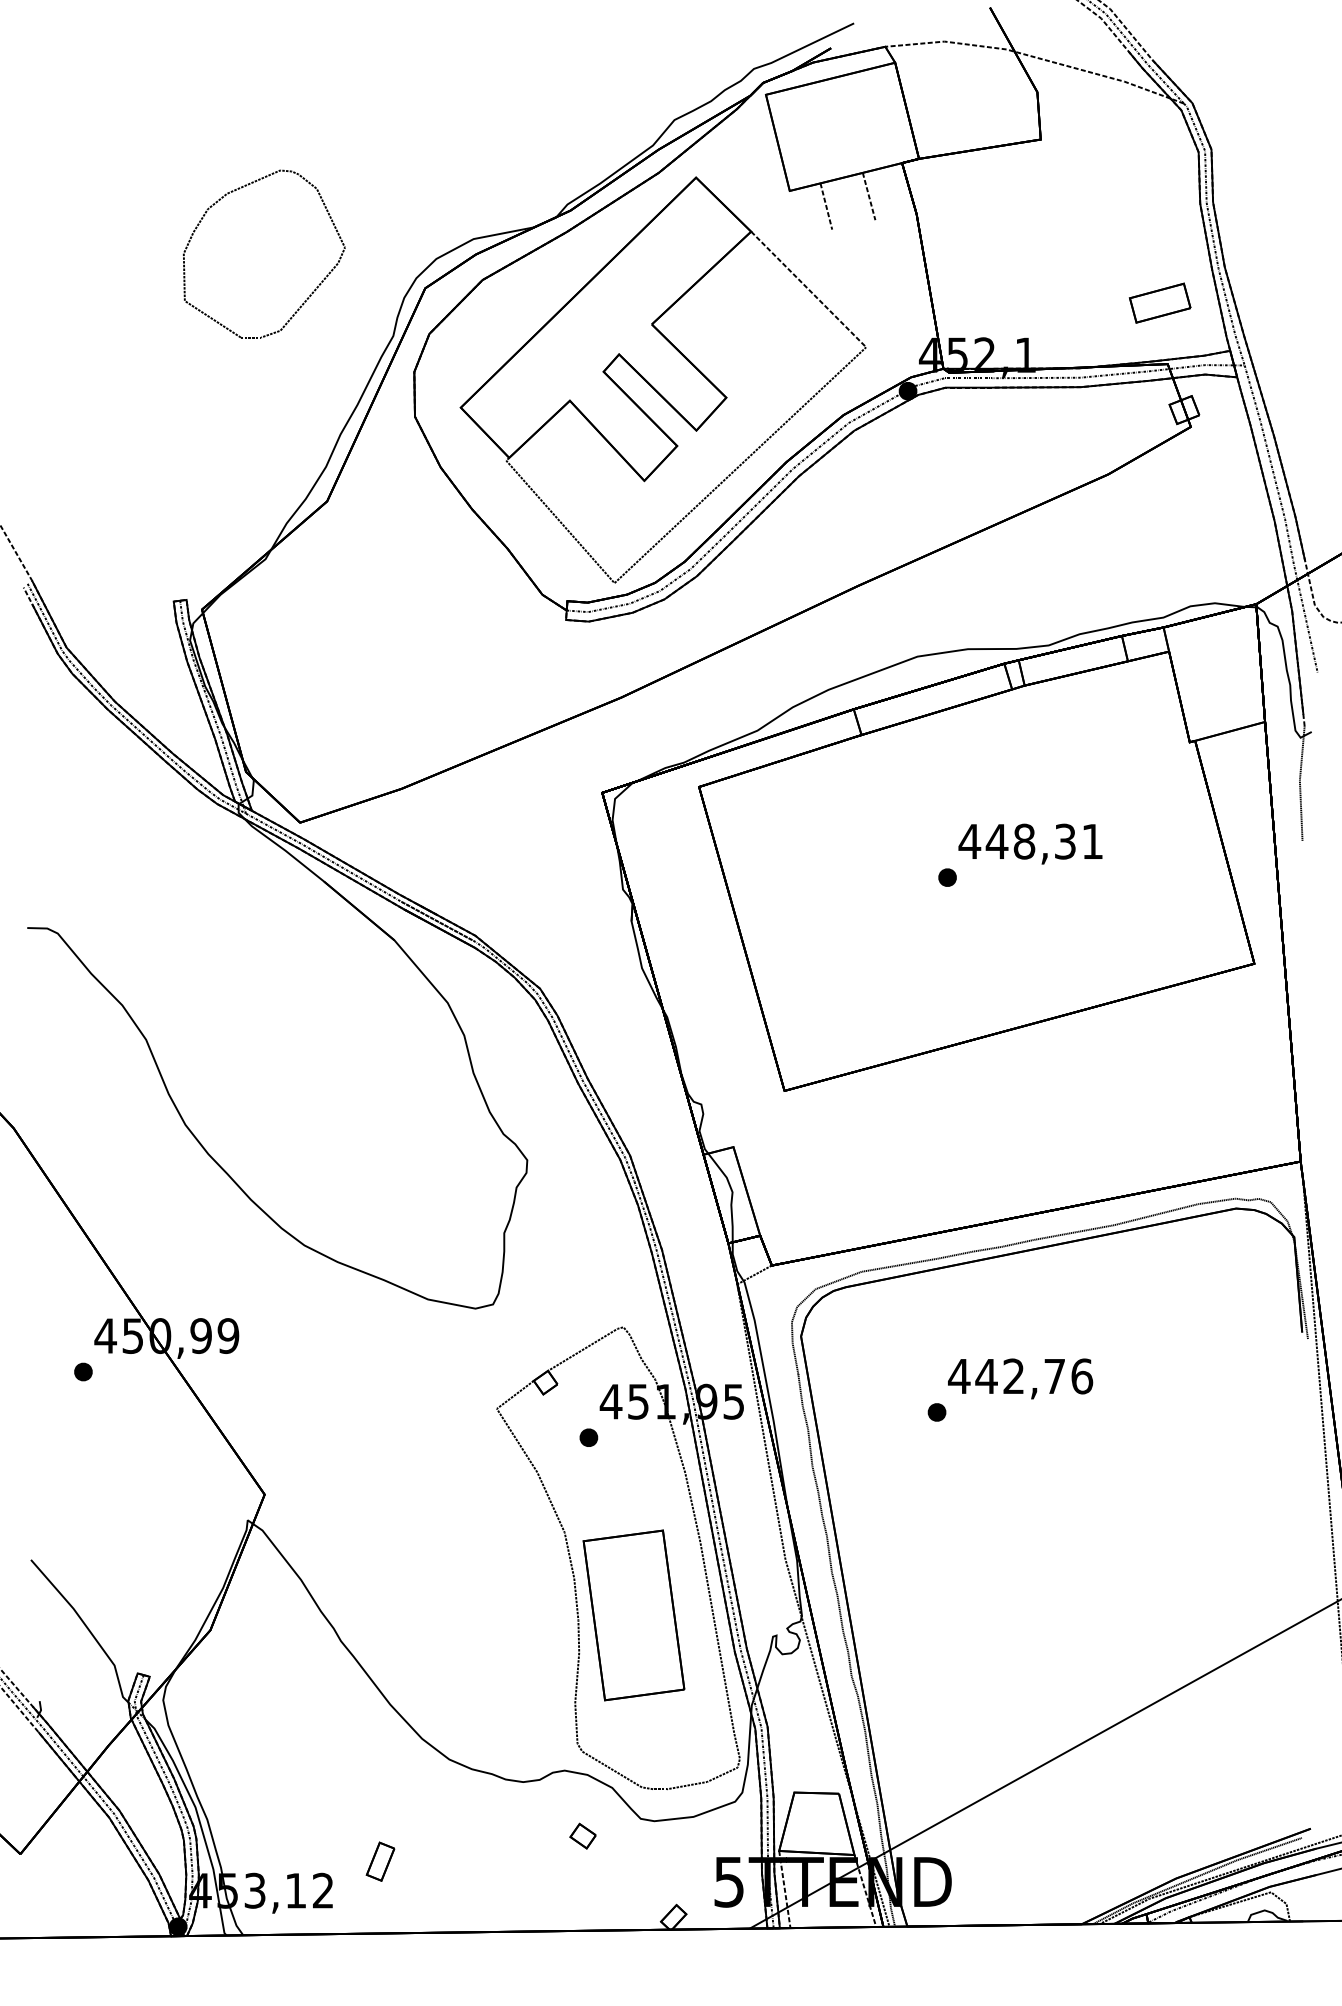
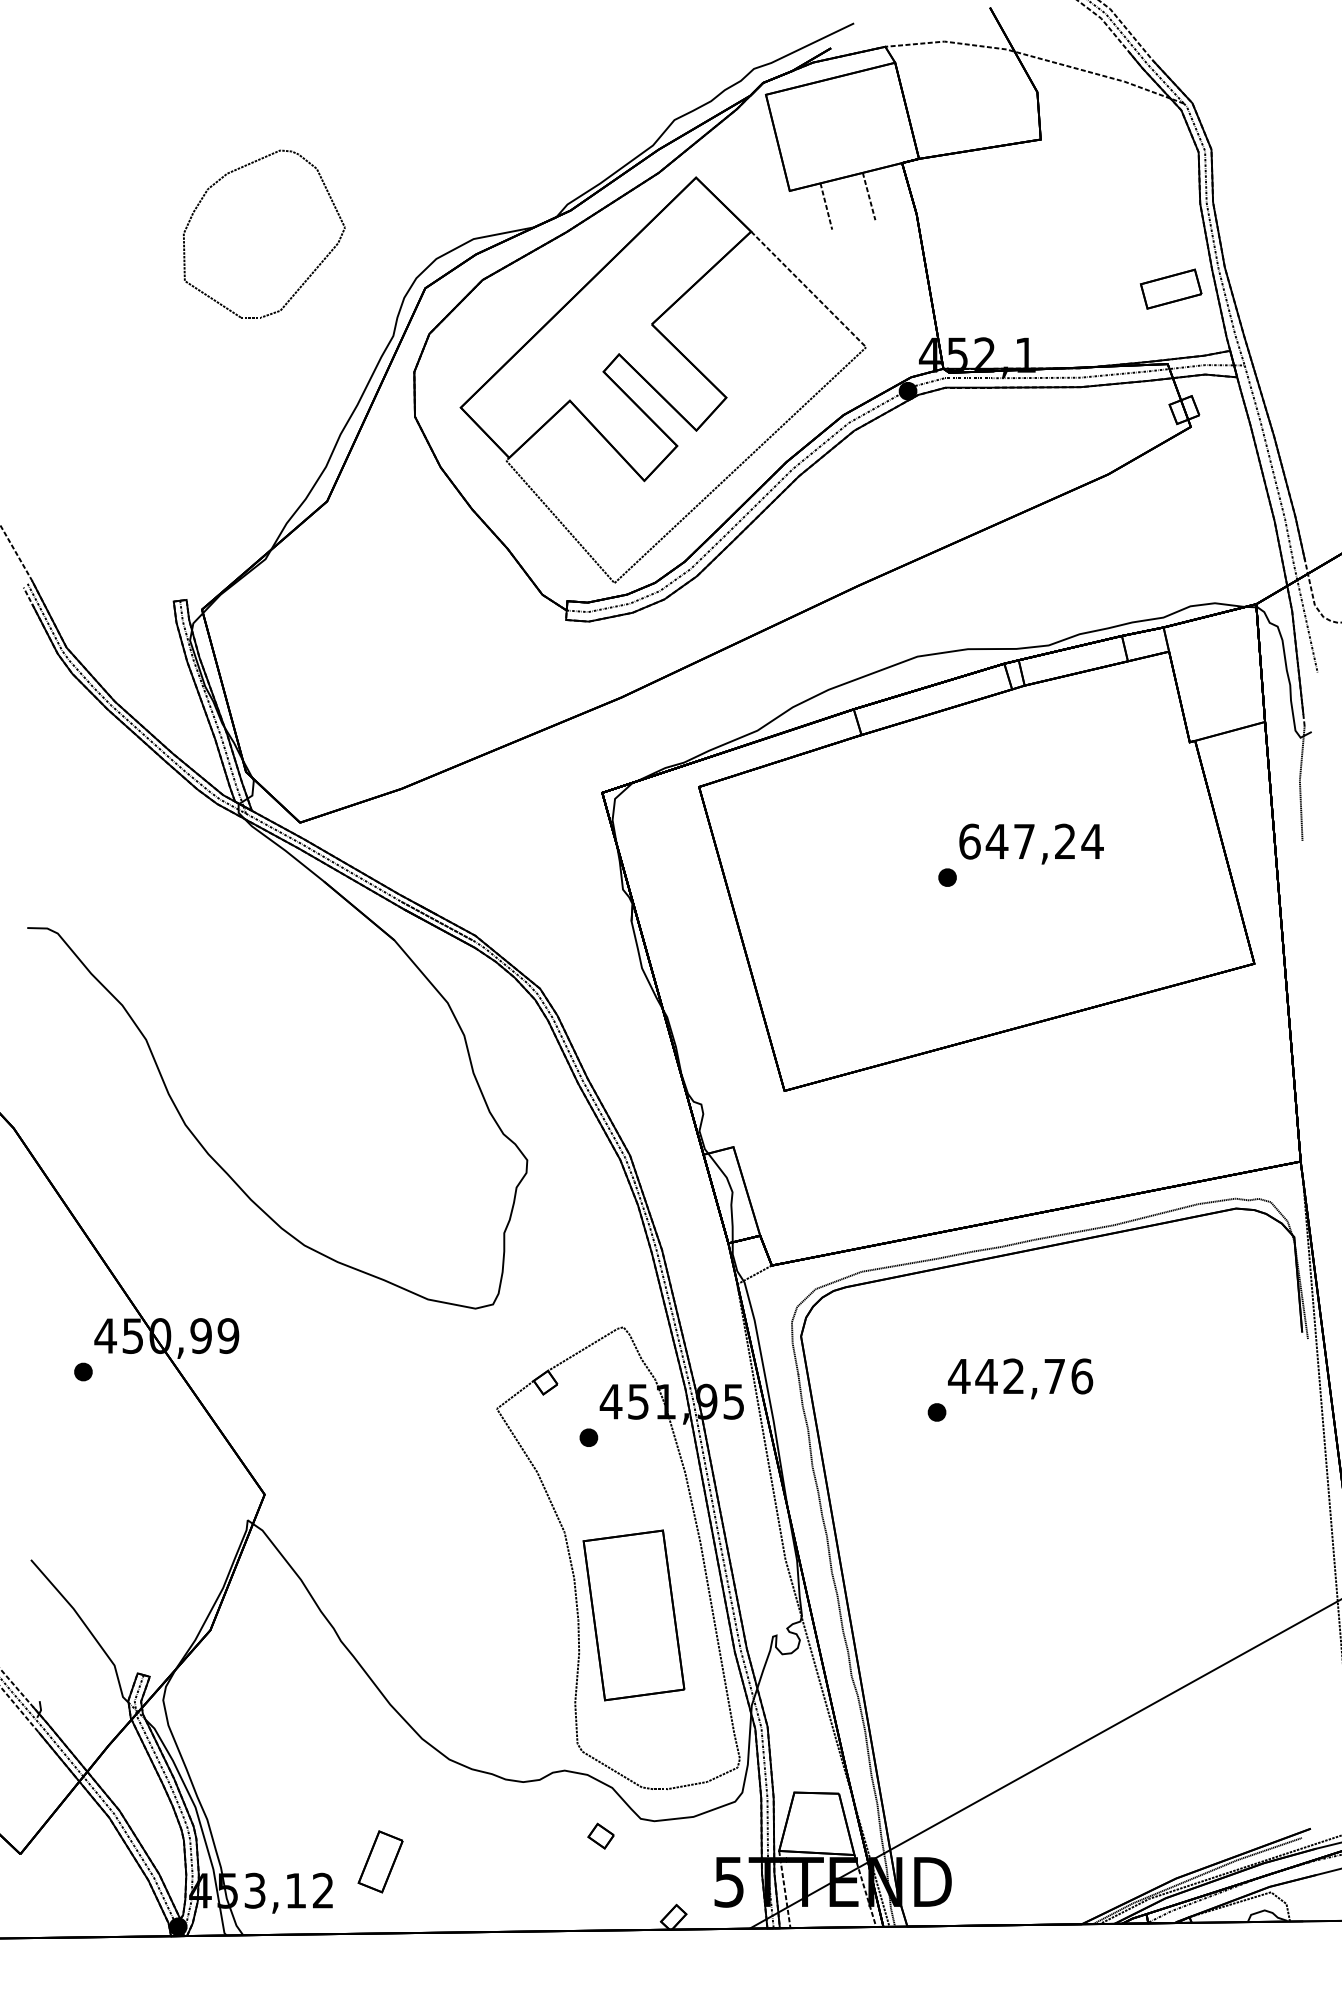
part position: (311, 292) -> (311, 272) (311, 272)
part position: (1159, 302) -> (1170, 288) (1170, 288)
text: 448,31 -> 647,24 (1030, 841)
part position: (582, 1835) -> (600, 1835) (600, 1835)
part size: 31x41 px -> 47x64 px (380, 1861)
